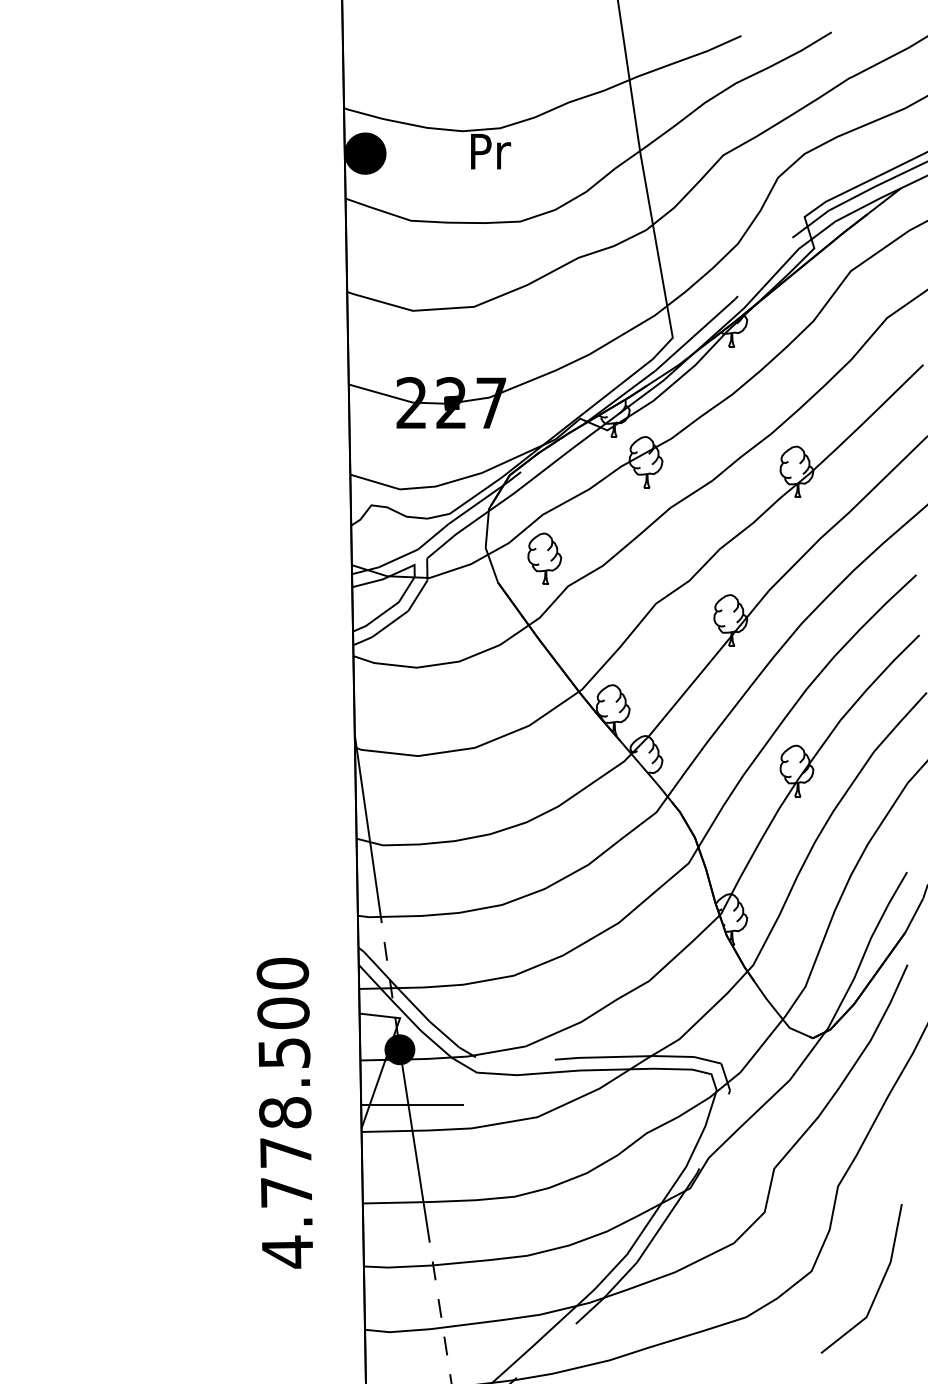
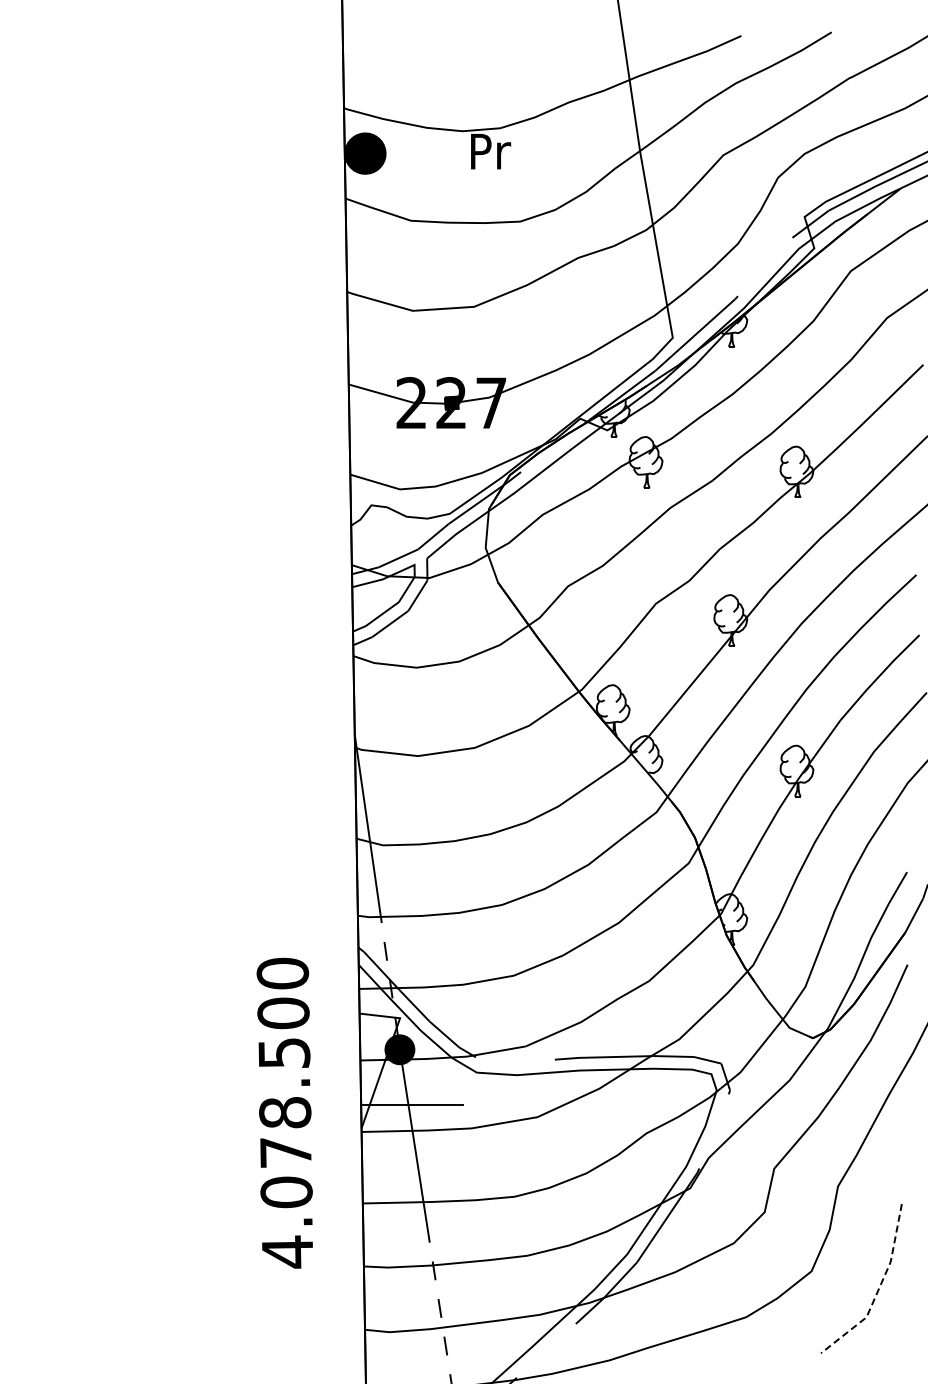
part: present -> none (544, 558)
text: 4.778.500 -> 4.078.500 (286, 1192)
line: solid -> dashed (878, 1289)
